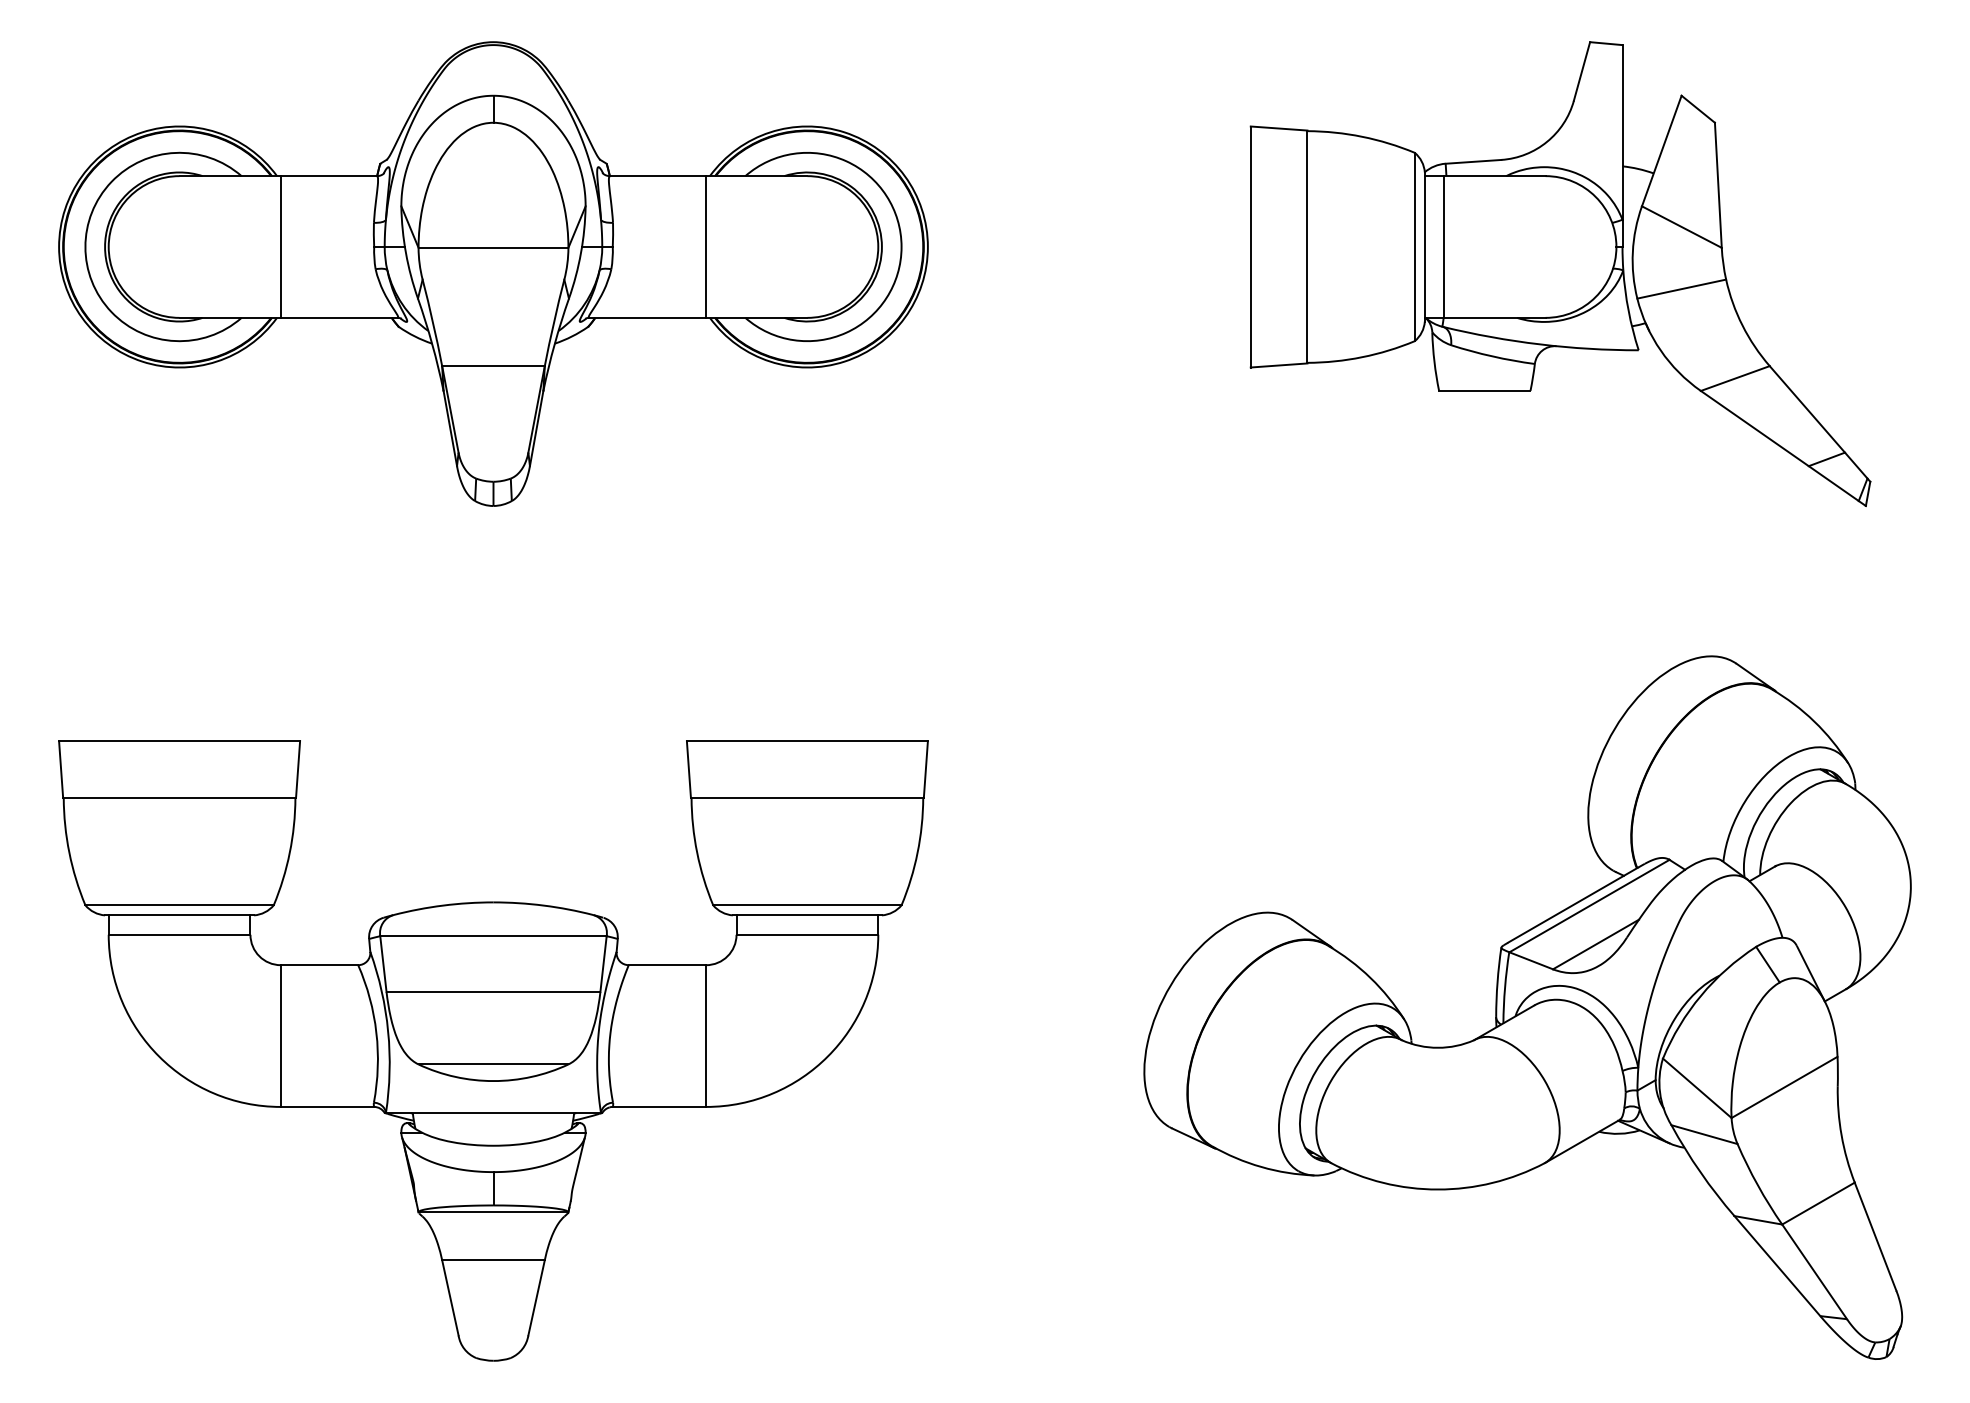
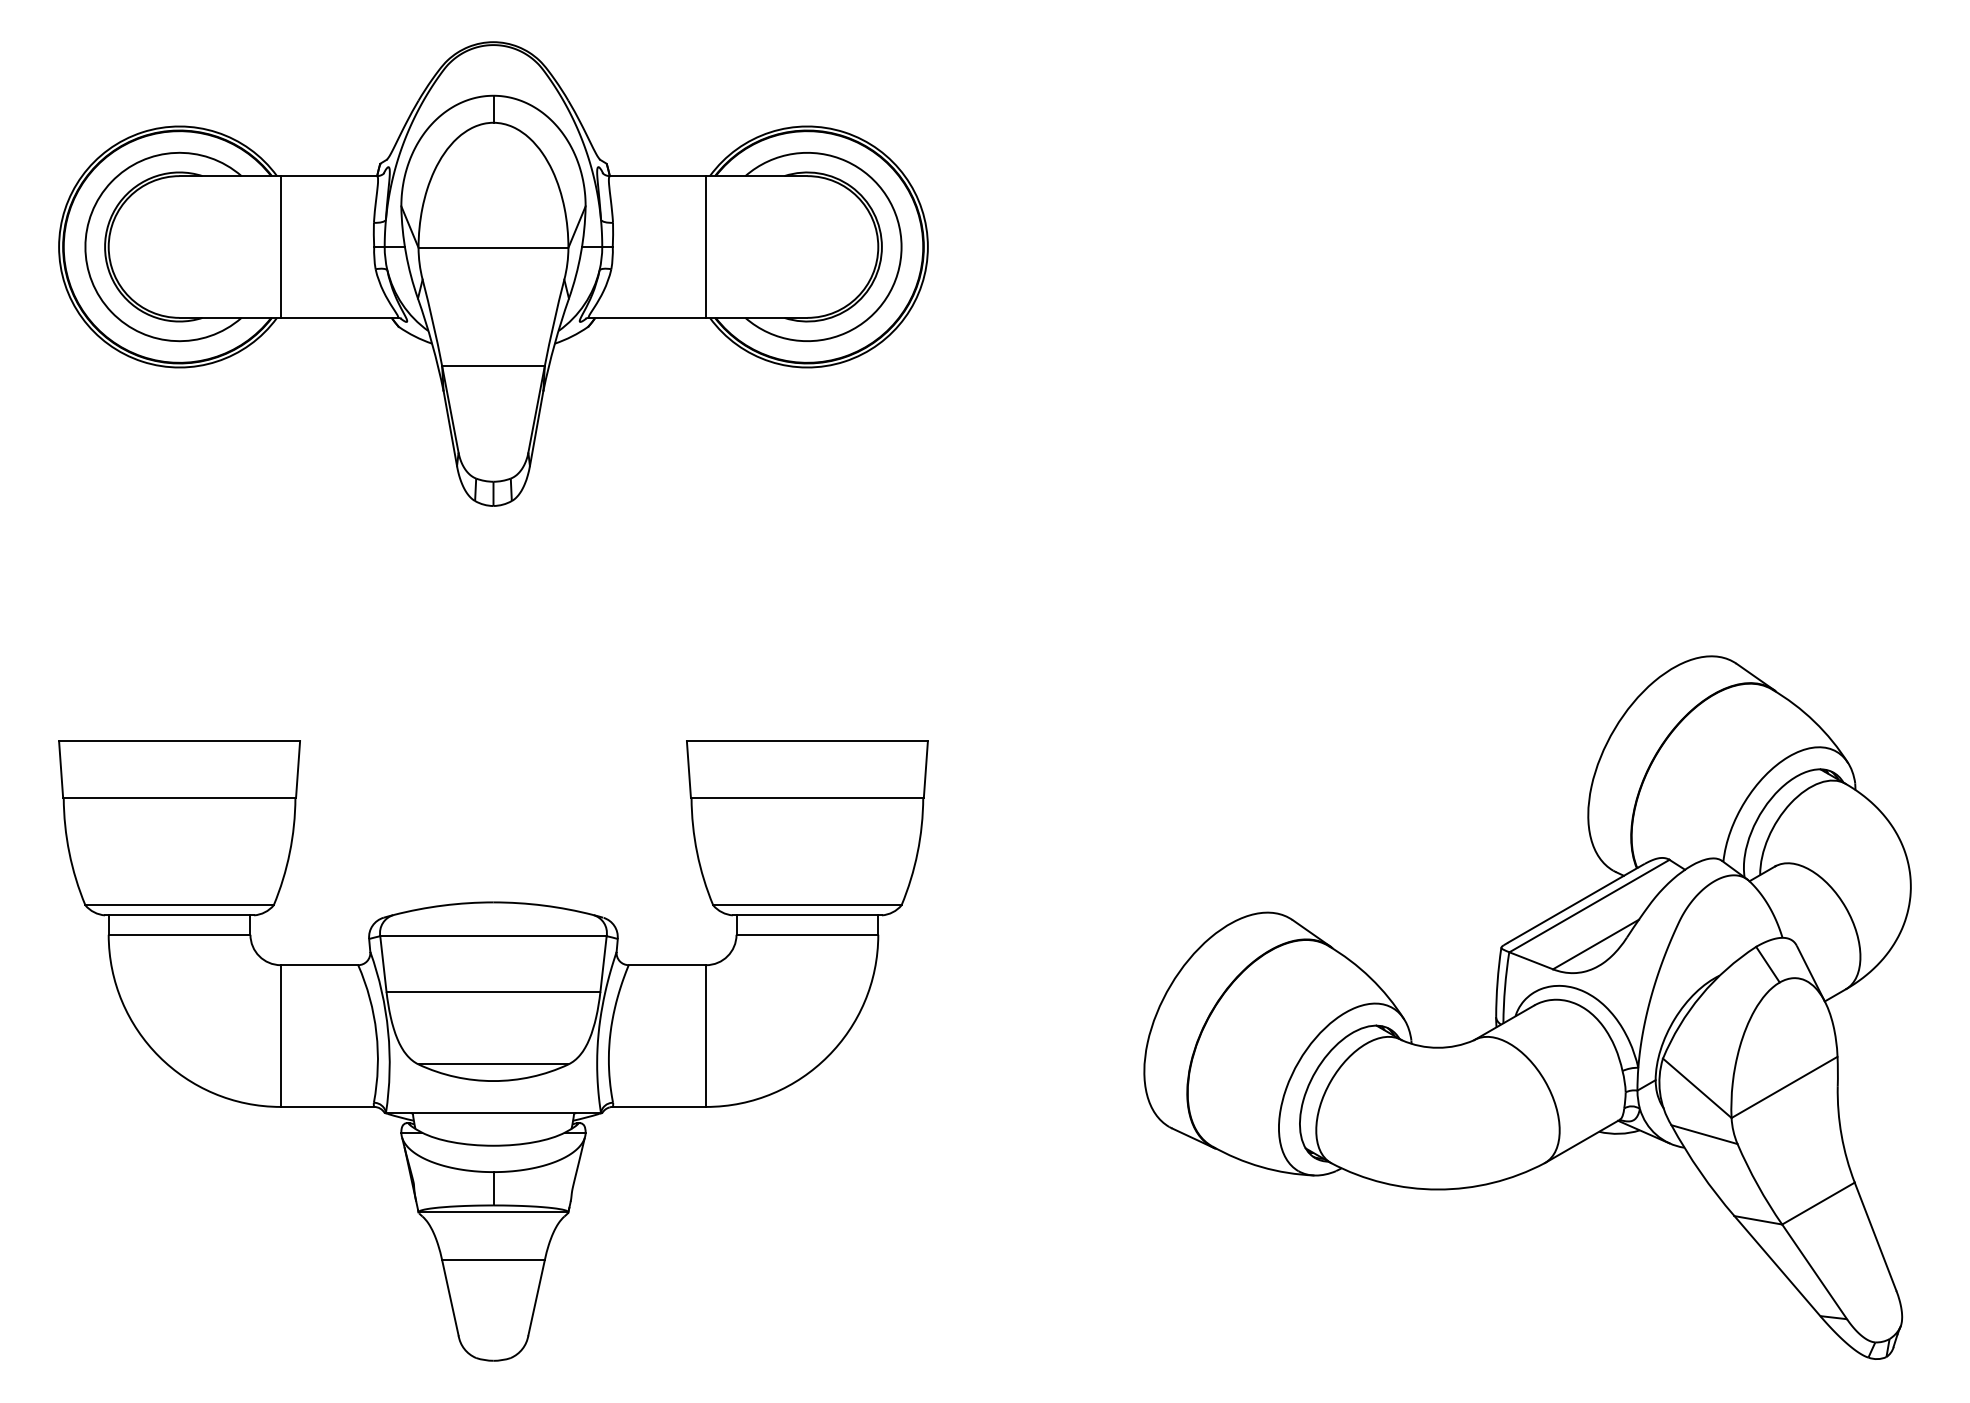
part: present -> none (1560, 273)
